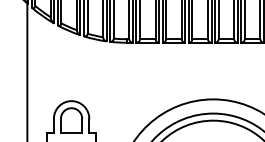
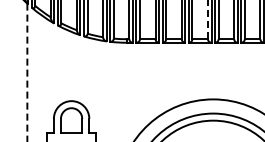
line: solid -> dashed (207, 19)
line: solid -> dashed (27, 73)
